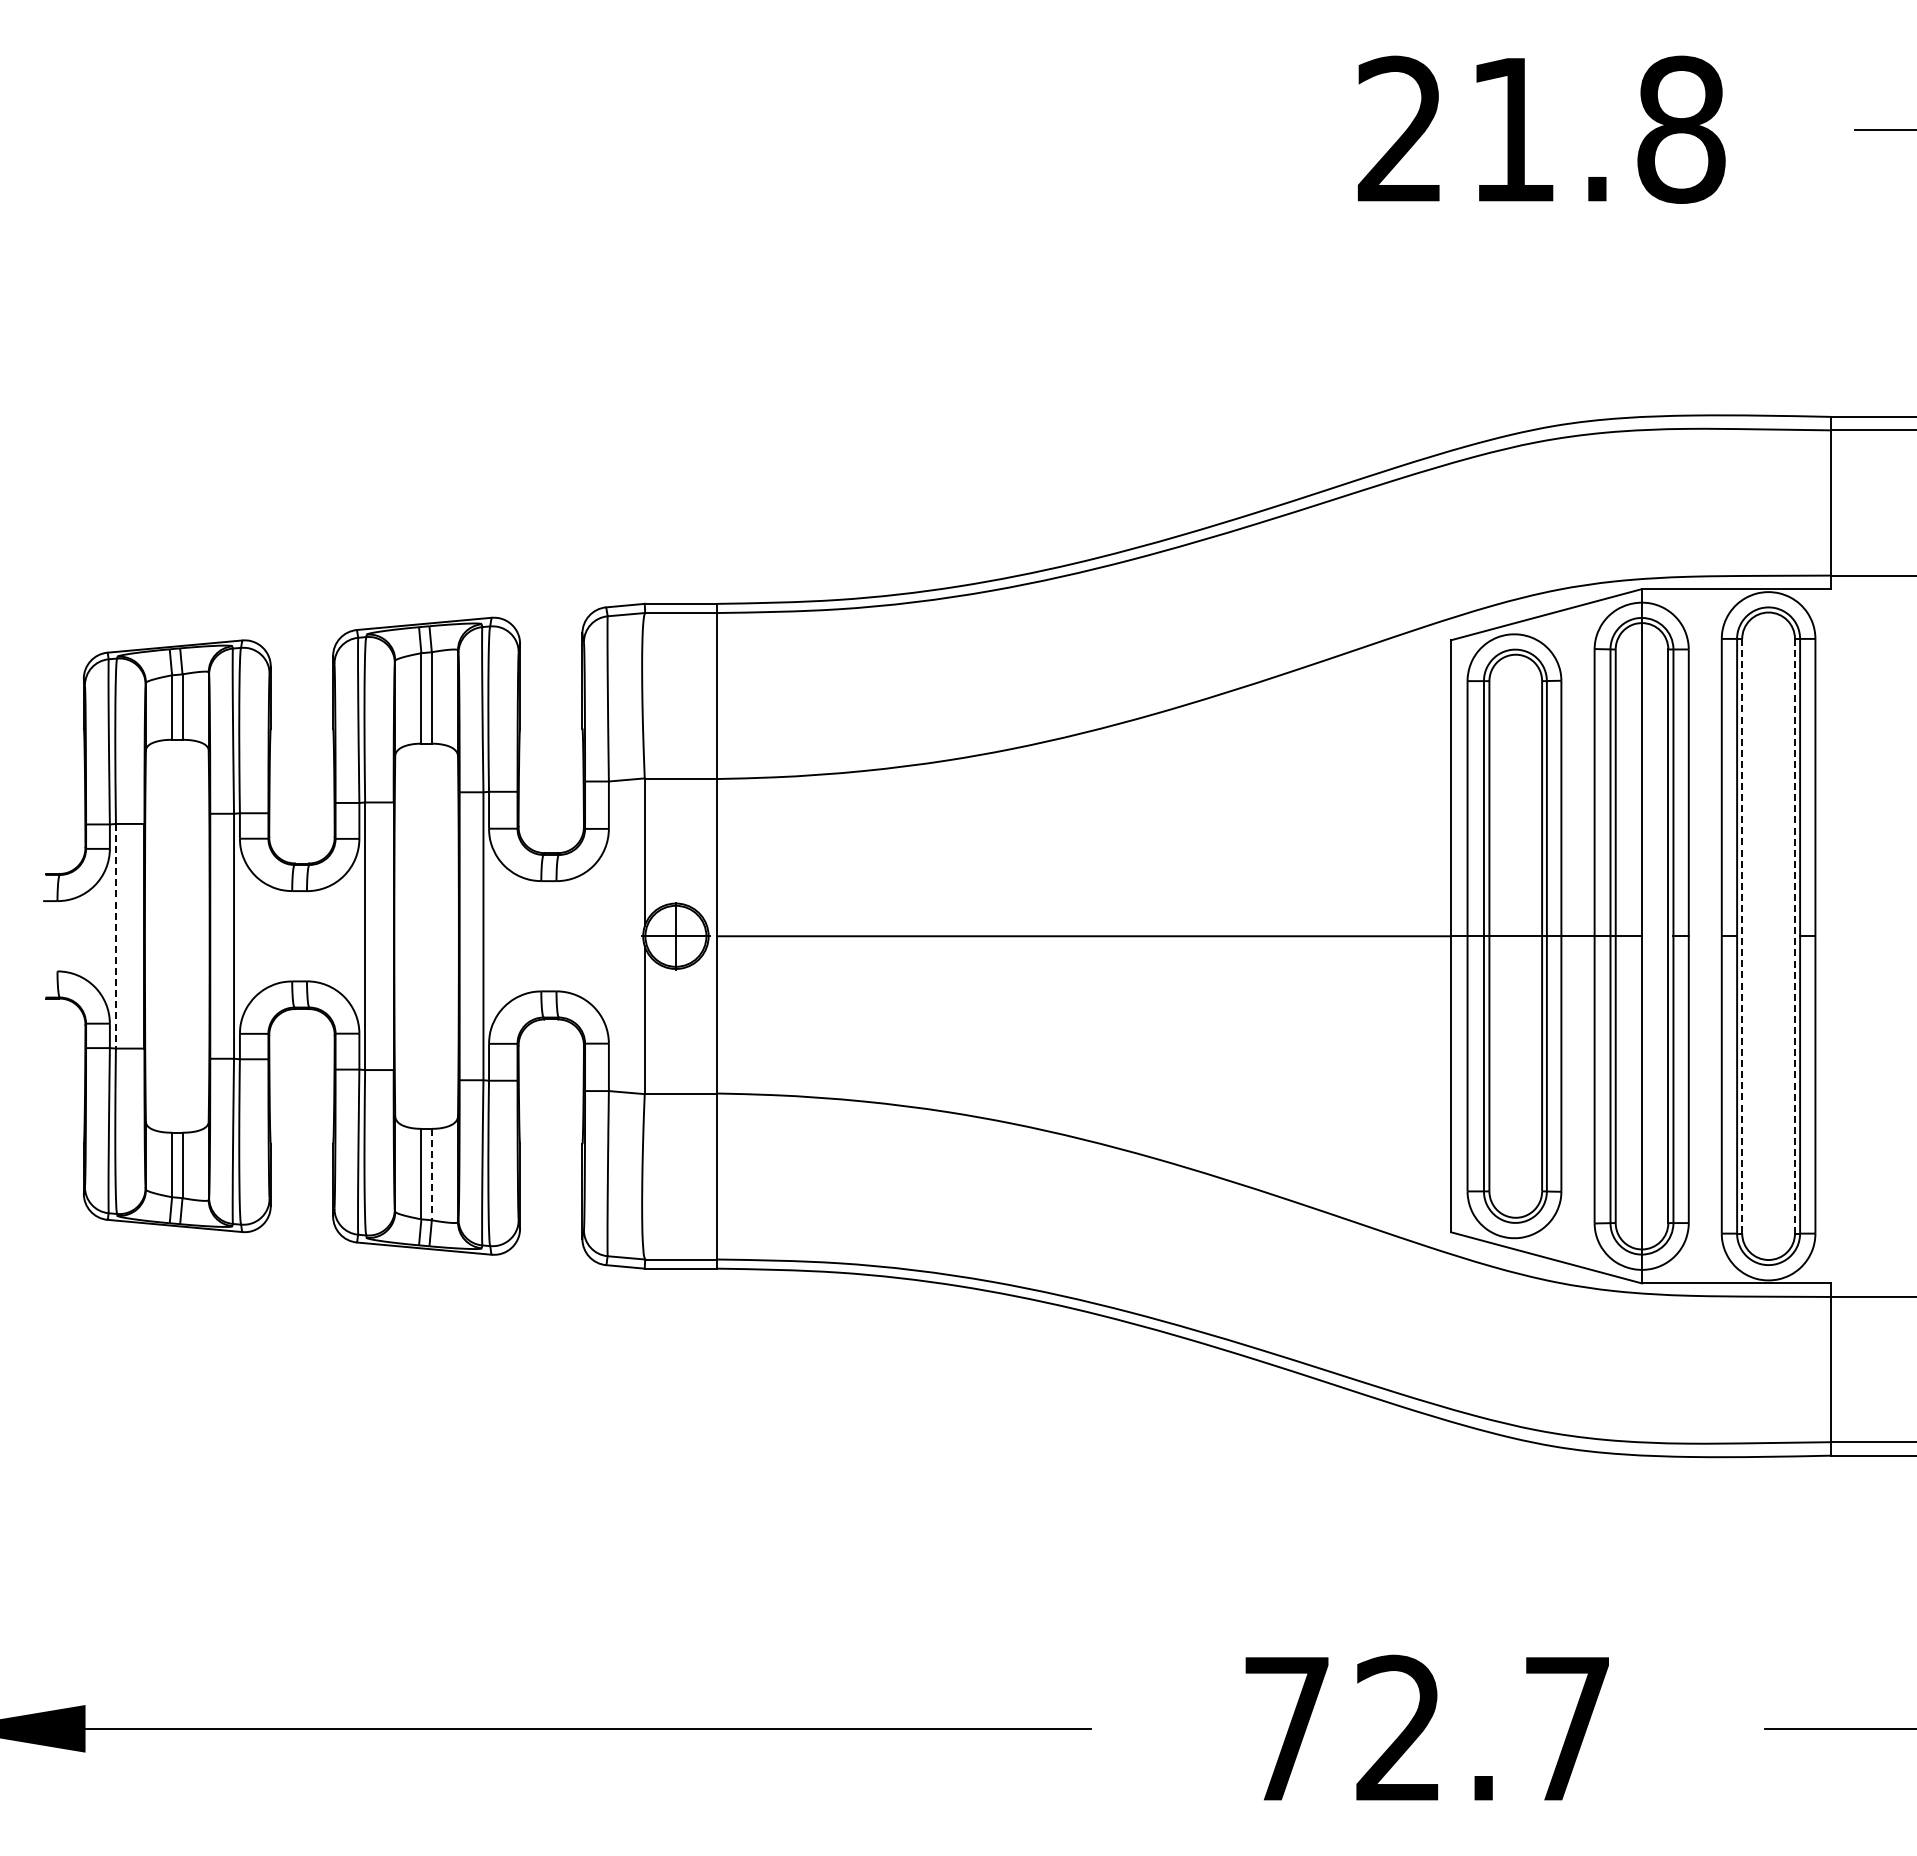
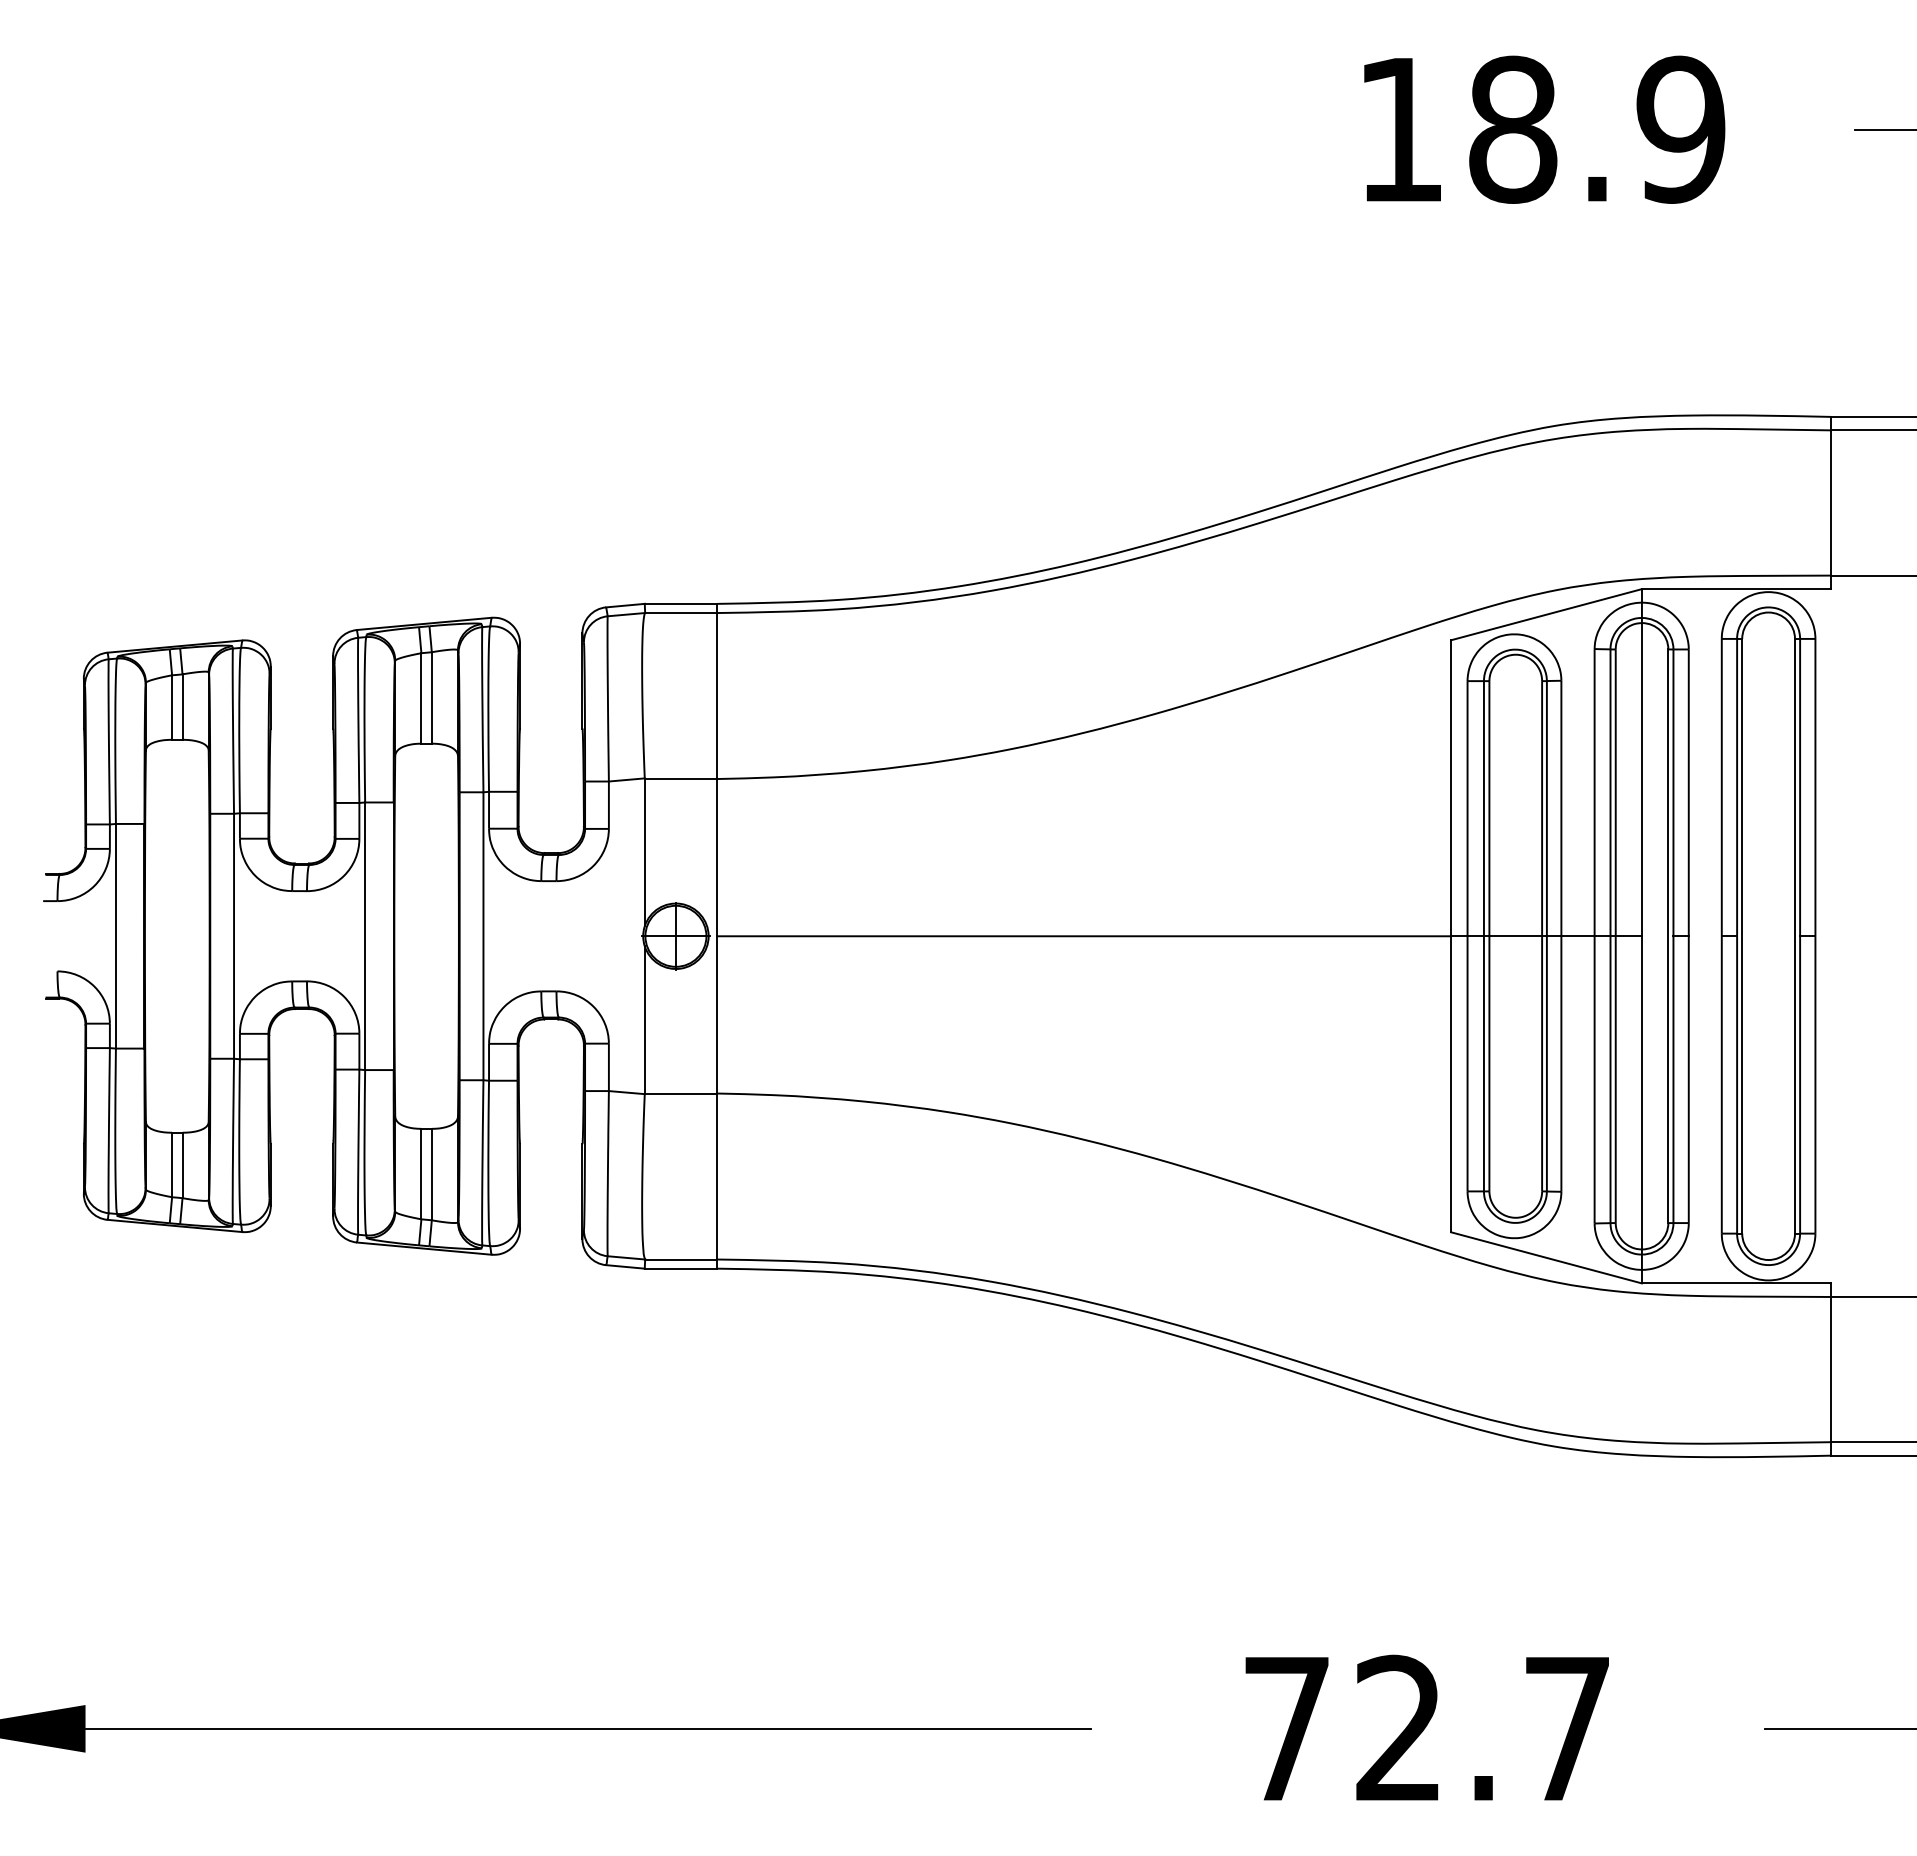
text: 21.8 -> 18.9 (1541, 129)
line: dashed -> solid (1795, 935)
line: dashed -> solid (115, 936)
line: dashed -> solid (1742, 936)
line: dashed -> solid (431, 1174)
